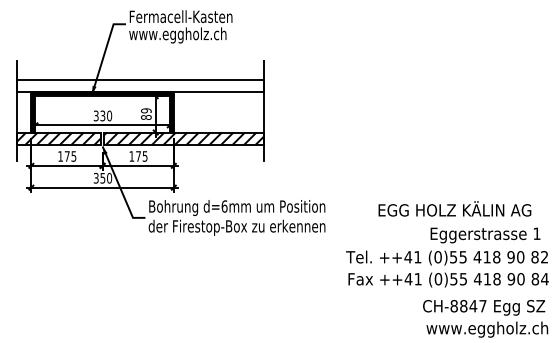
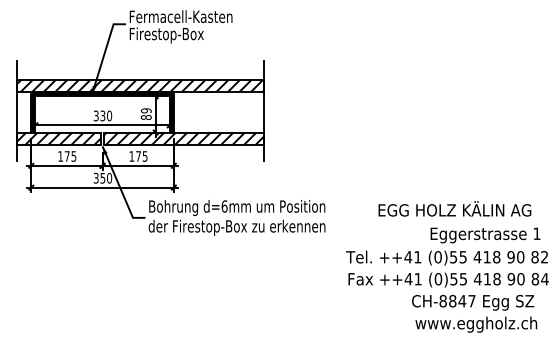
text: www.eggholz.ch -> Firestop-Box (177, 35)
hatch: none -> present (139, 85)
text position: (485, 318) -> (474, 313) (474, 313)
